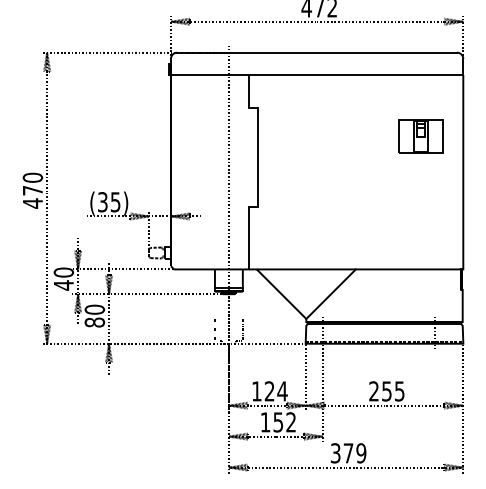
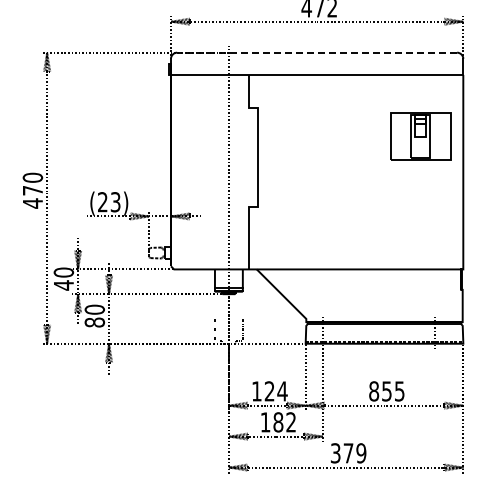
line: solid -> dashed (317, 52)
part size: 46x35 px -> 62x49 px (420, 136)
text: (35) -> (23) (109, 202)
line: present -> none (330, 293)
text: 255 -> 855 (374, 391)
text: 152 -> 182 (278, 422)
